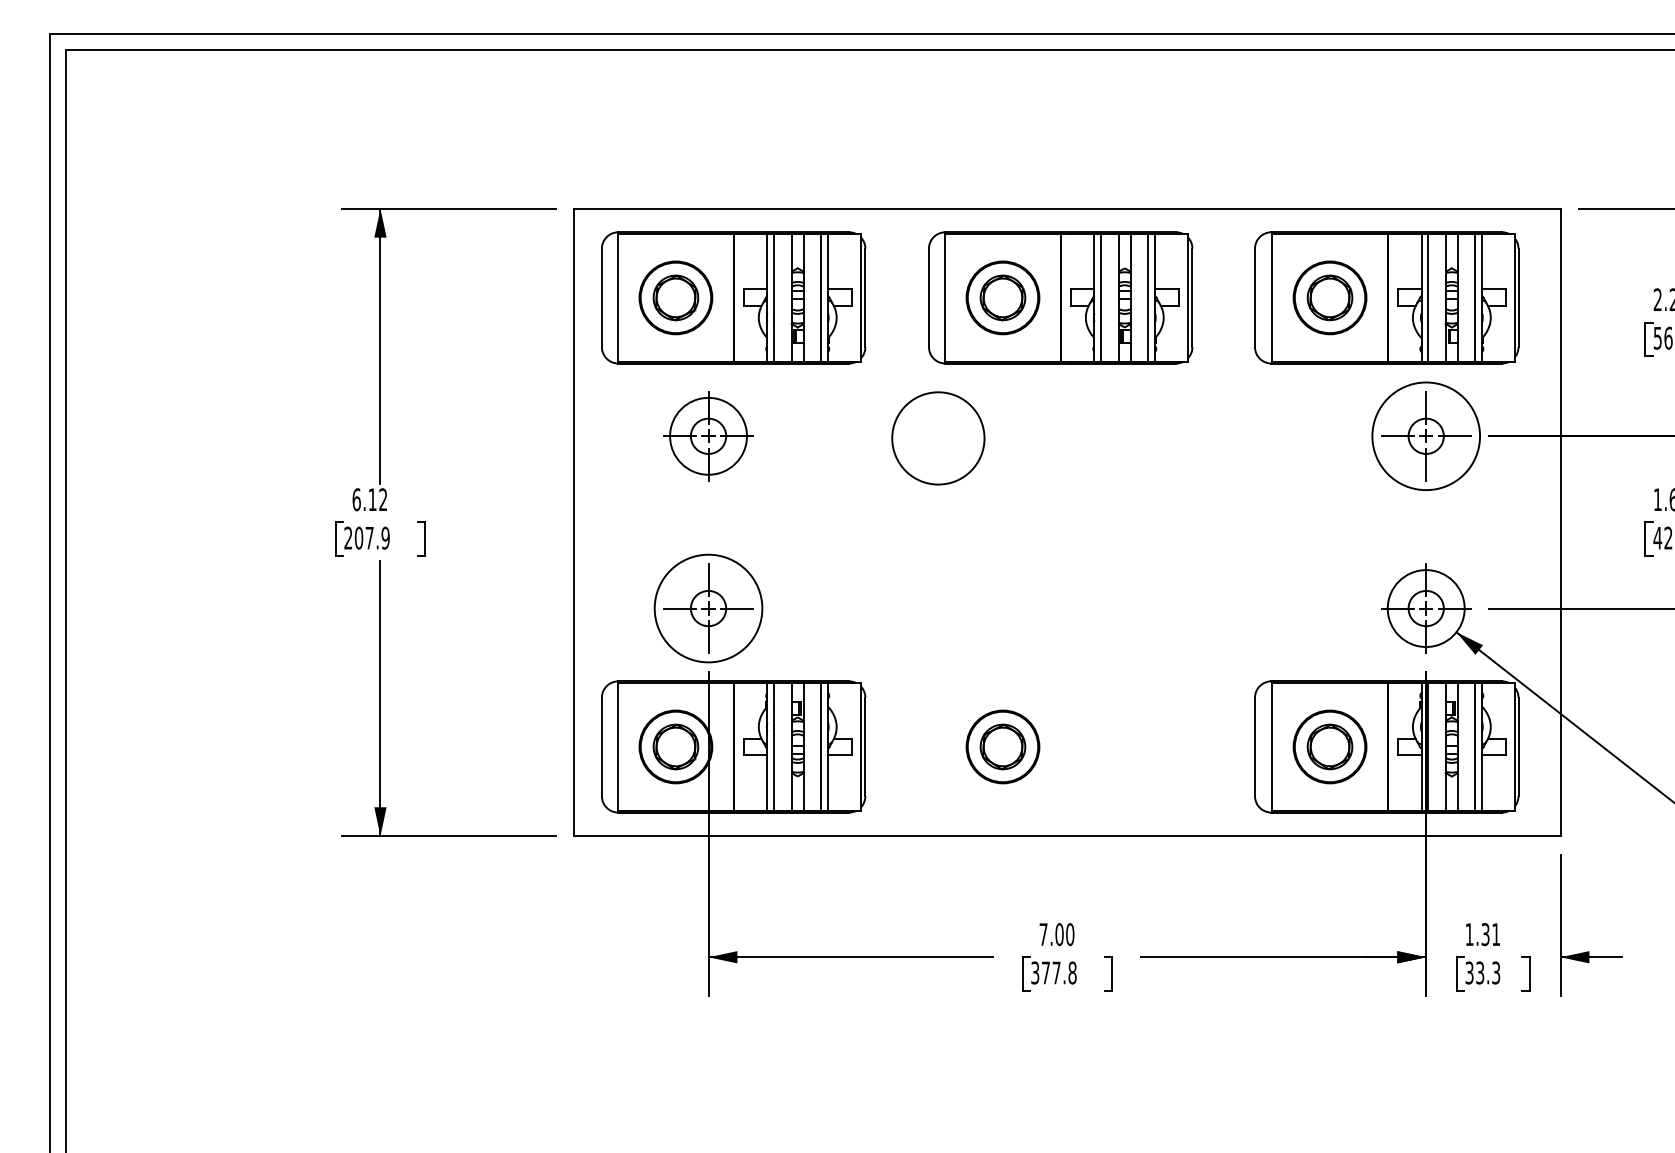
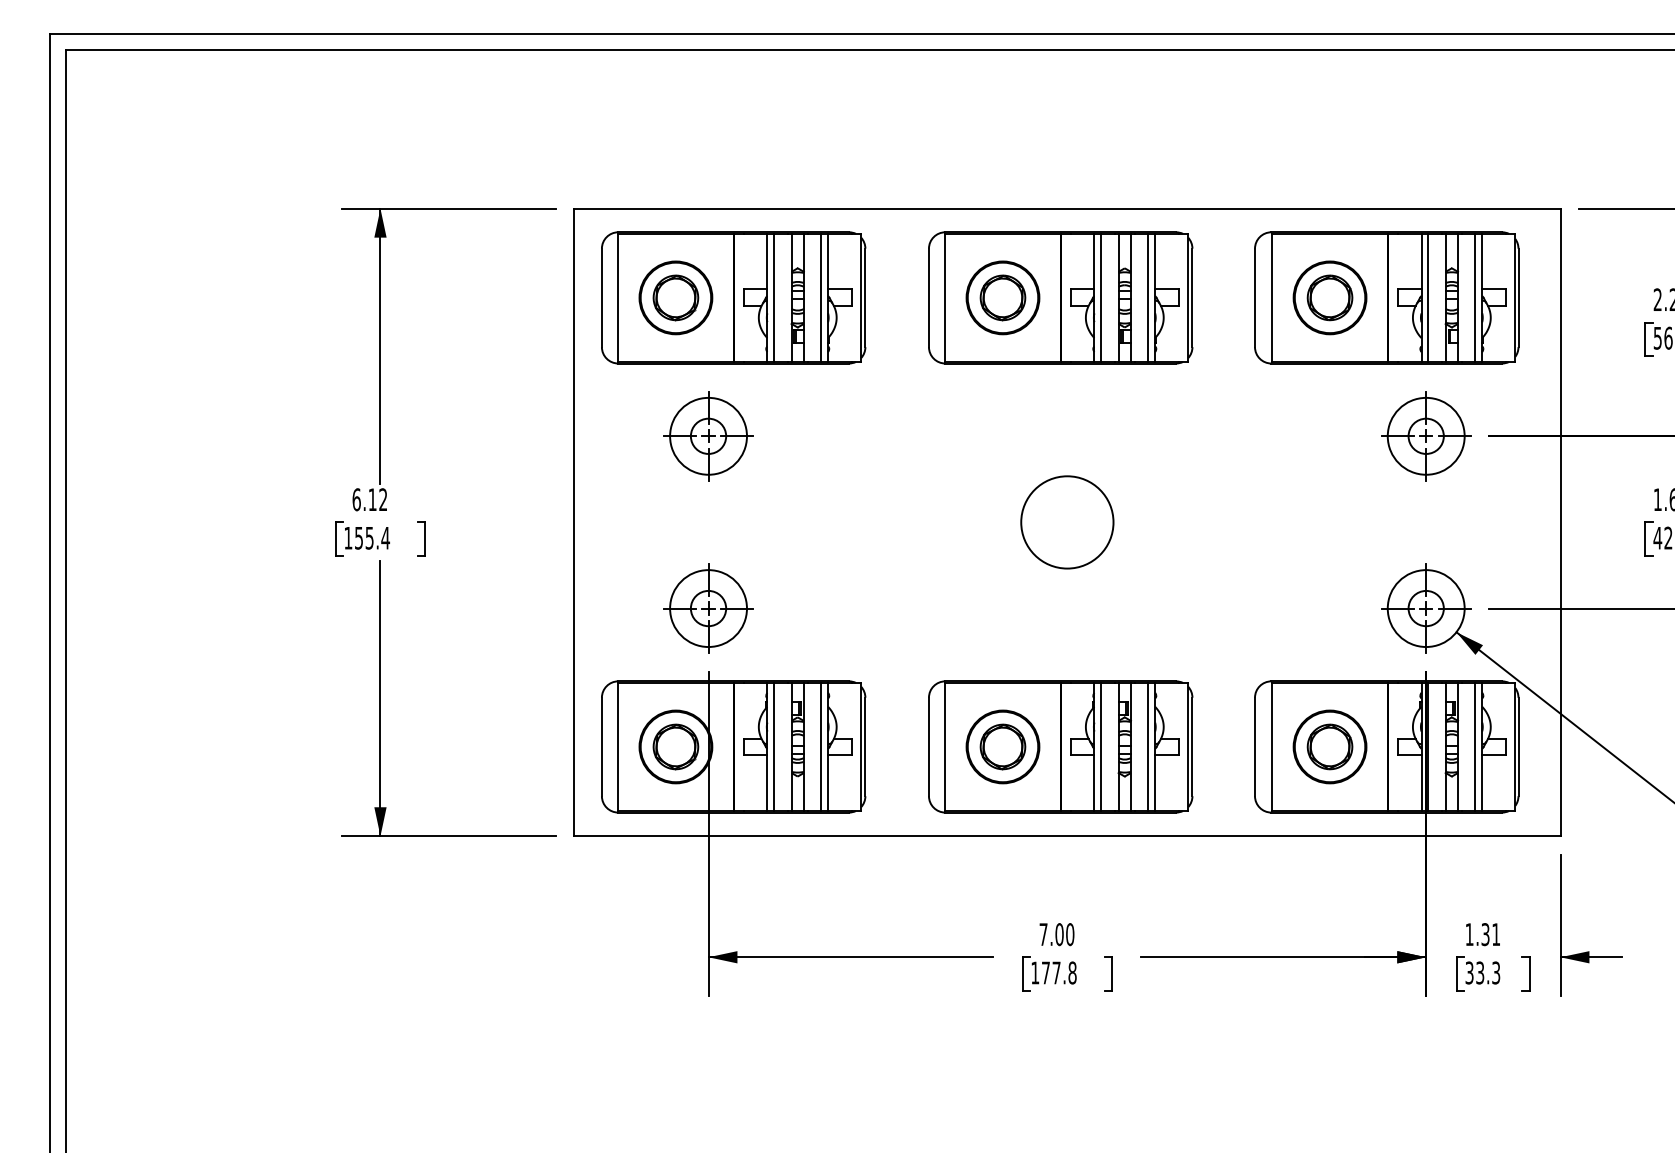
circle diameter: 108 px -> 77 px (1425, 435)
circle position: (938, 438) -> (1067, 522) (1067, 522)
text: 207.9 -> 155.4 (367, 537)
circle diameter: 108 px -> 77 px (708, 608)
part: none -> present (1060, 746)
text: 377.8 -> 177.8 (1035, 972)
